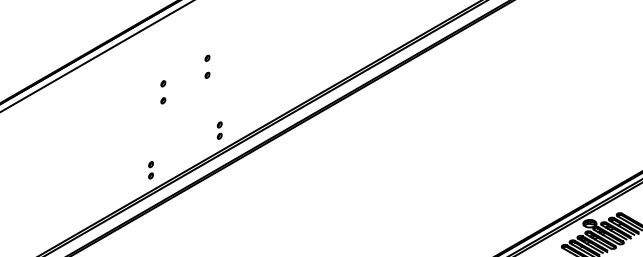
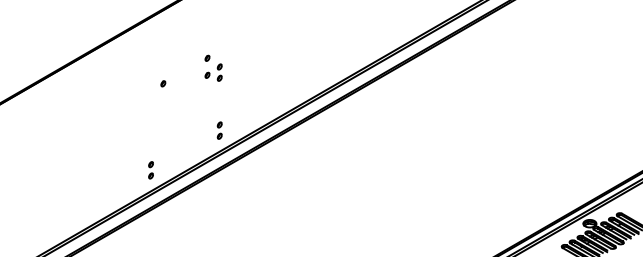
line: present -> none (96, 56)
part: none -> present (219, 72)
part: present -> none (163, 100)
